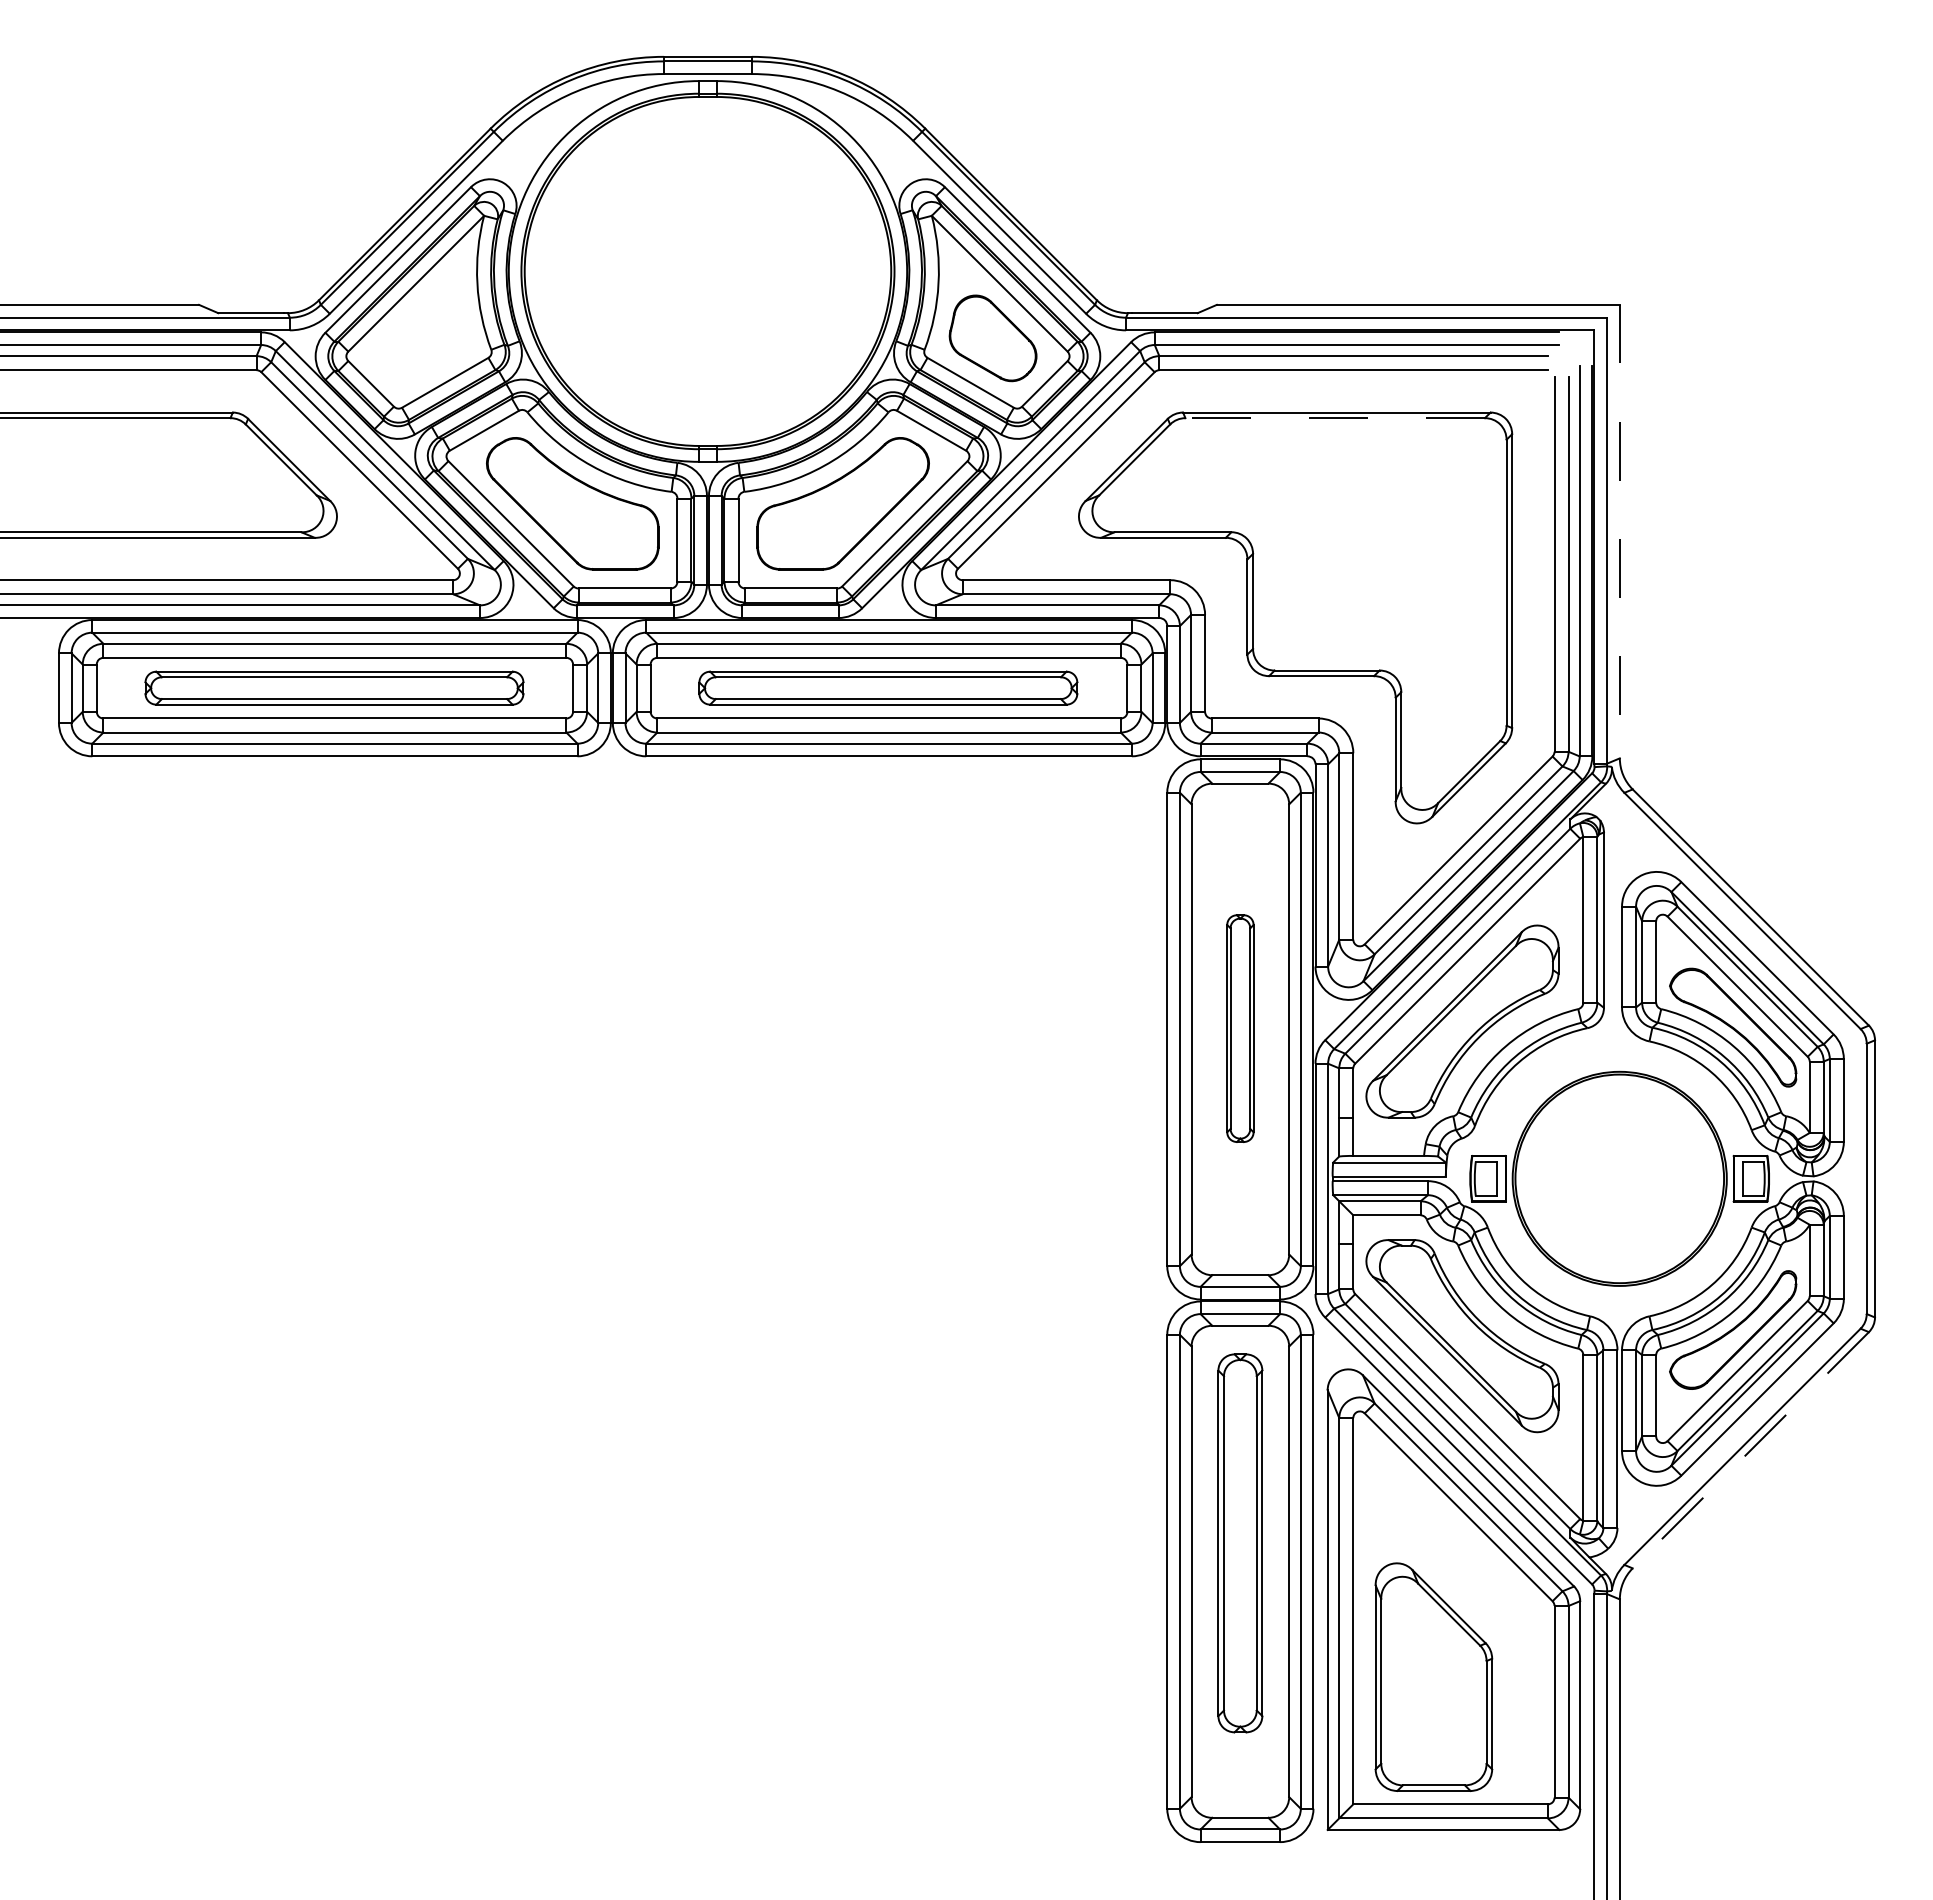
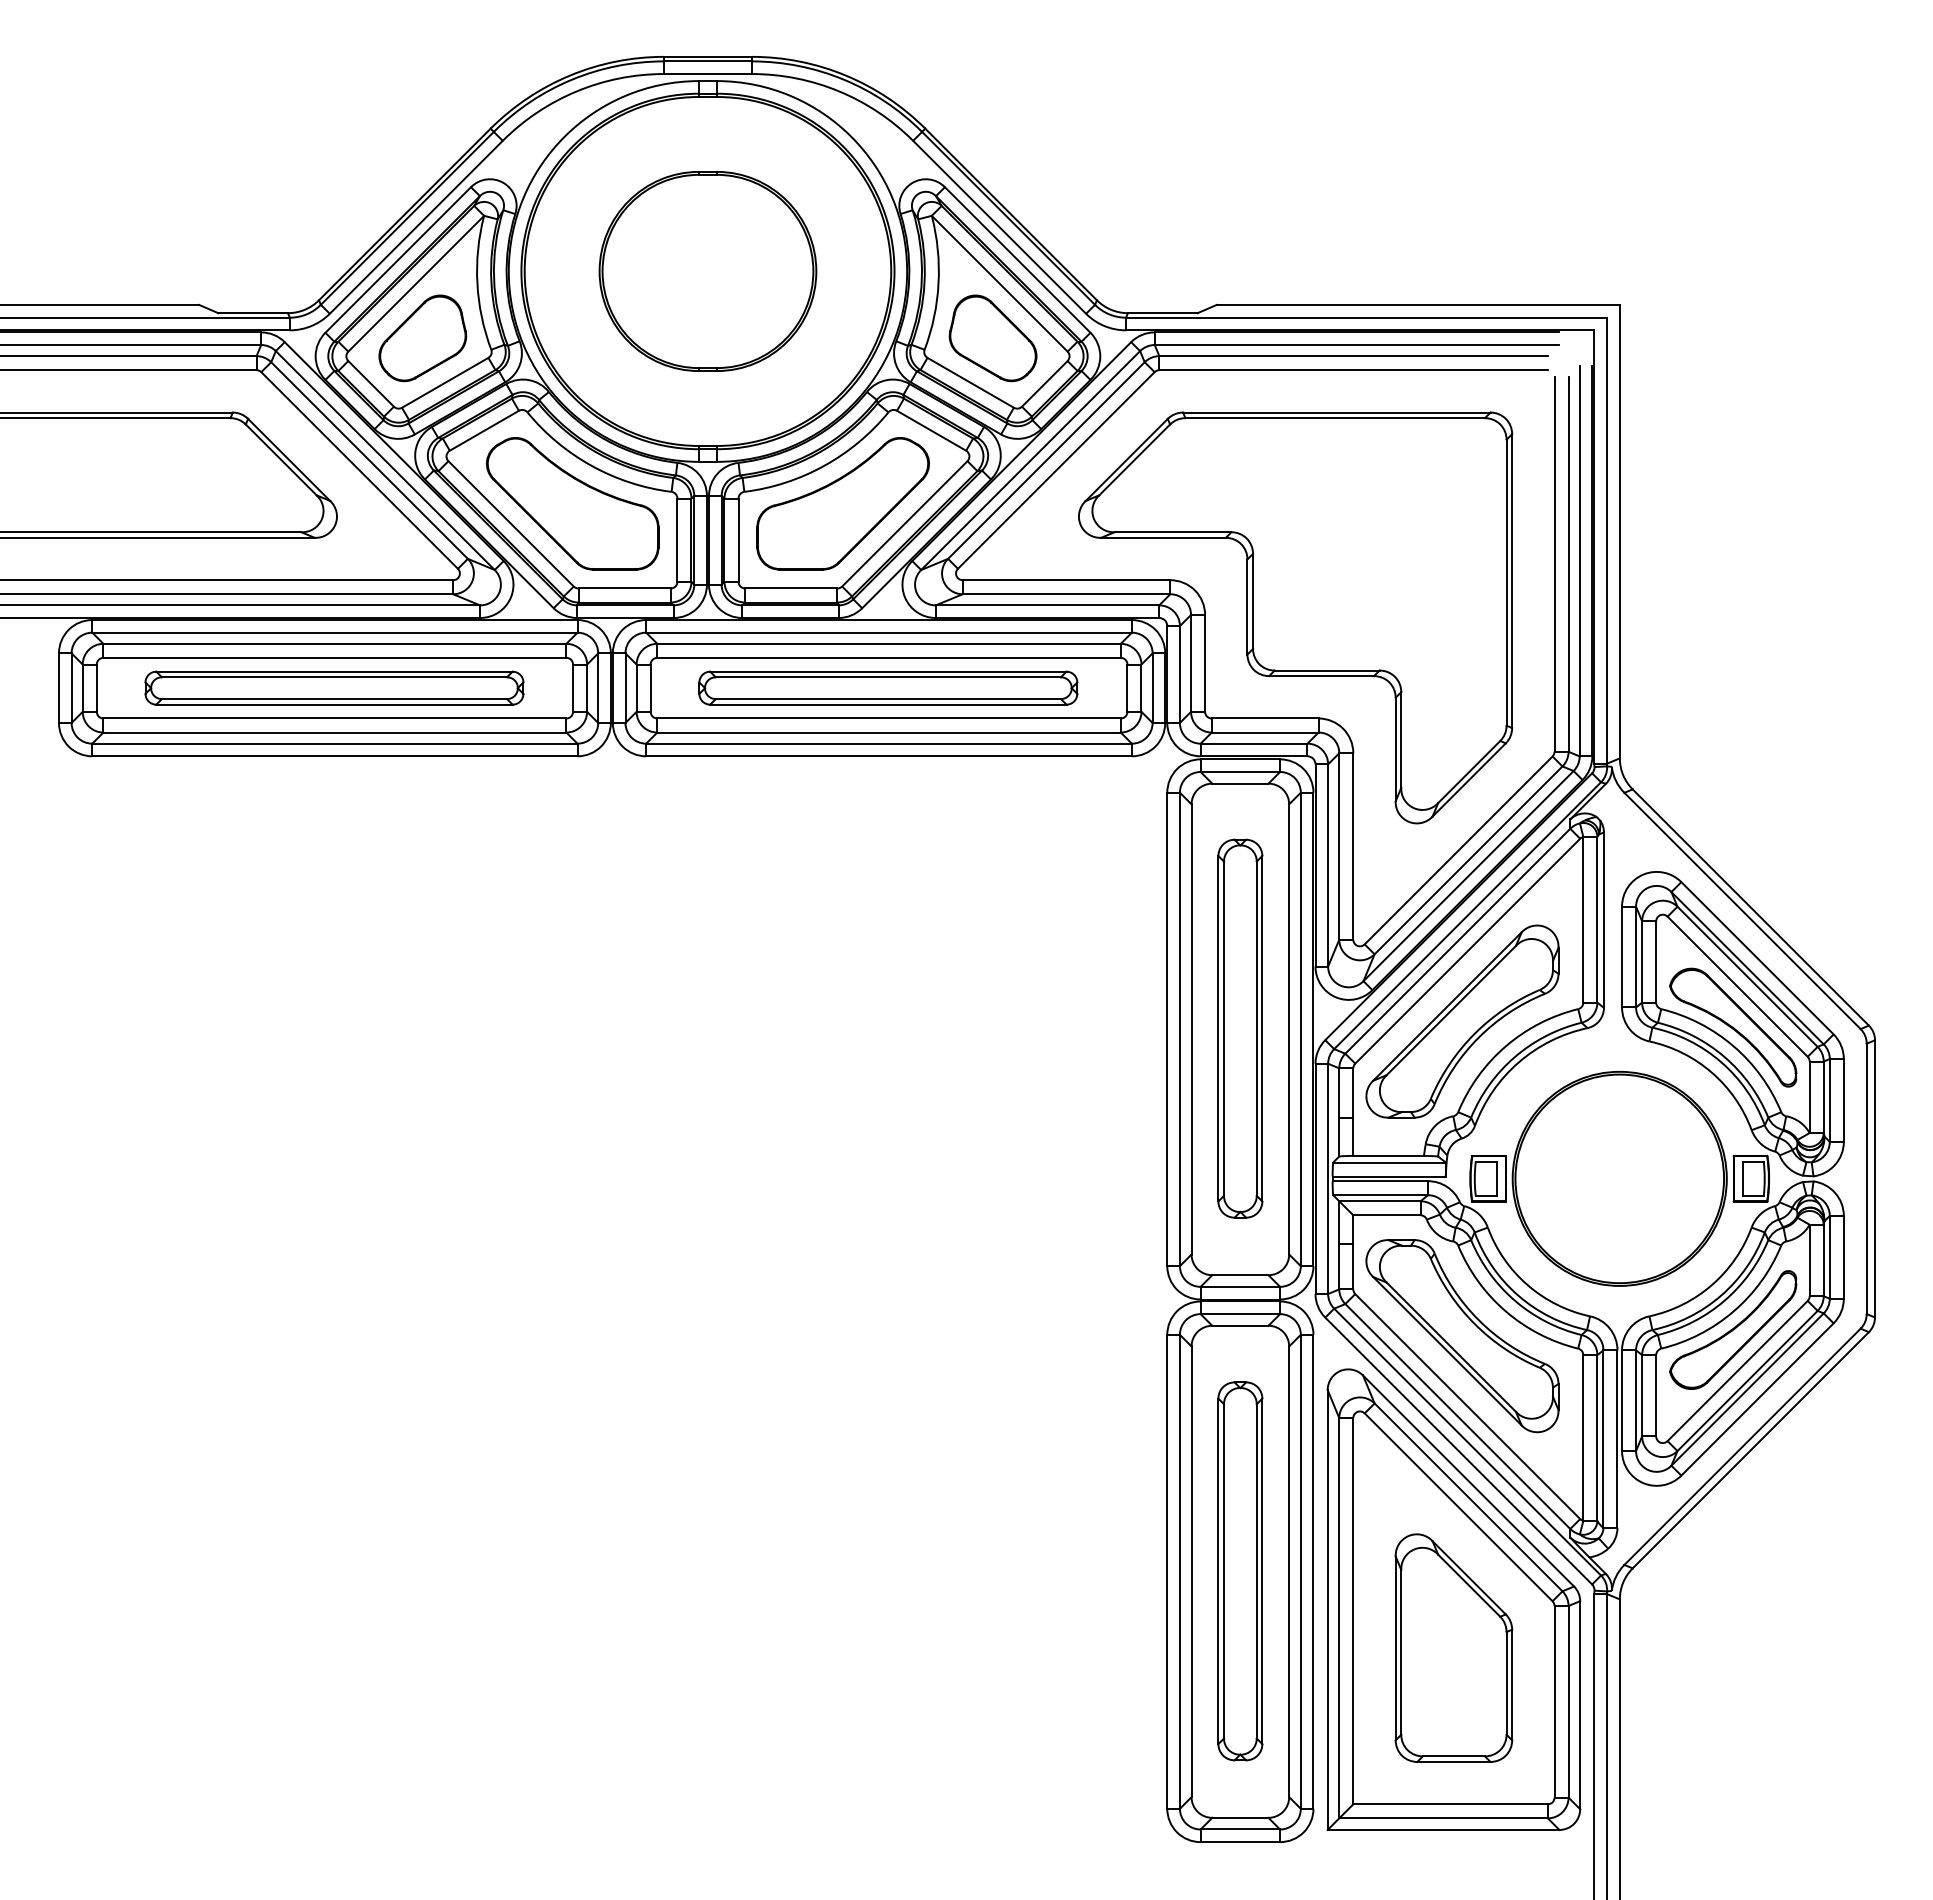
part: none -> present (707, 271)
part: none -> present (422, 338)
line: dashed -> solid (1335, 418)
line: dashed -> solid (1619, 531)
part size: 29x229 px -> 47x381 px (1240, 1028)
line: dashed -> solid (1750, 1450)
part position: (1240, 1543) -> (1240, 1571) (1240, 1571)
part position: (1433, 1676) -> (1453, 1647) (1453, 1647)
